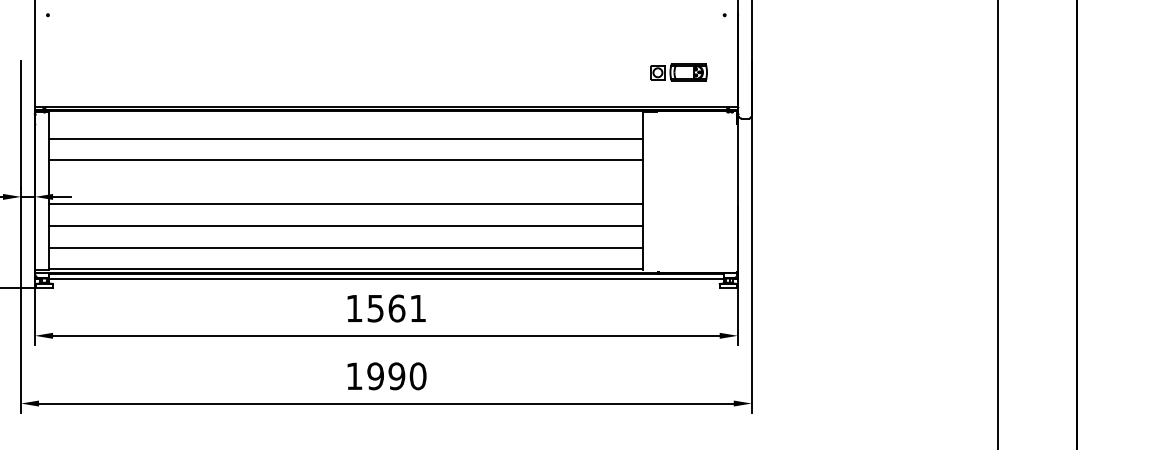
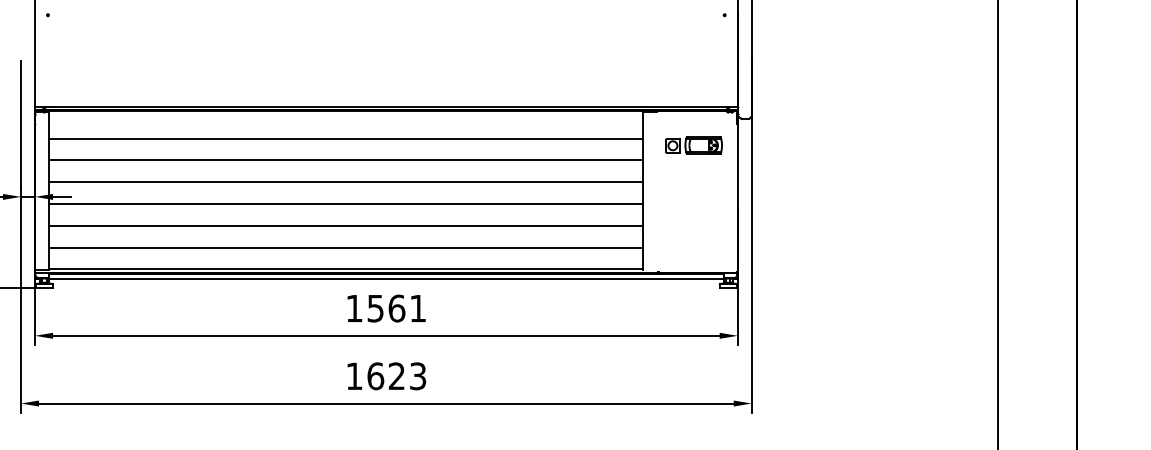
part position: (678, 72) -> (693, 145) (693, 145)
line: none -> present (345, 182)
text: 1990 -> 1623 (396, 376)
